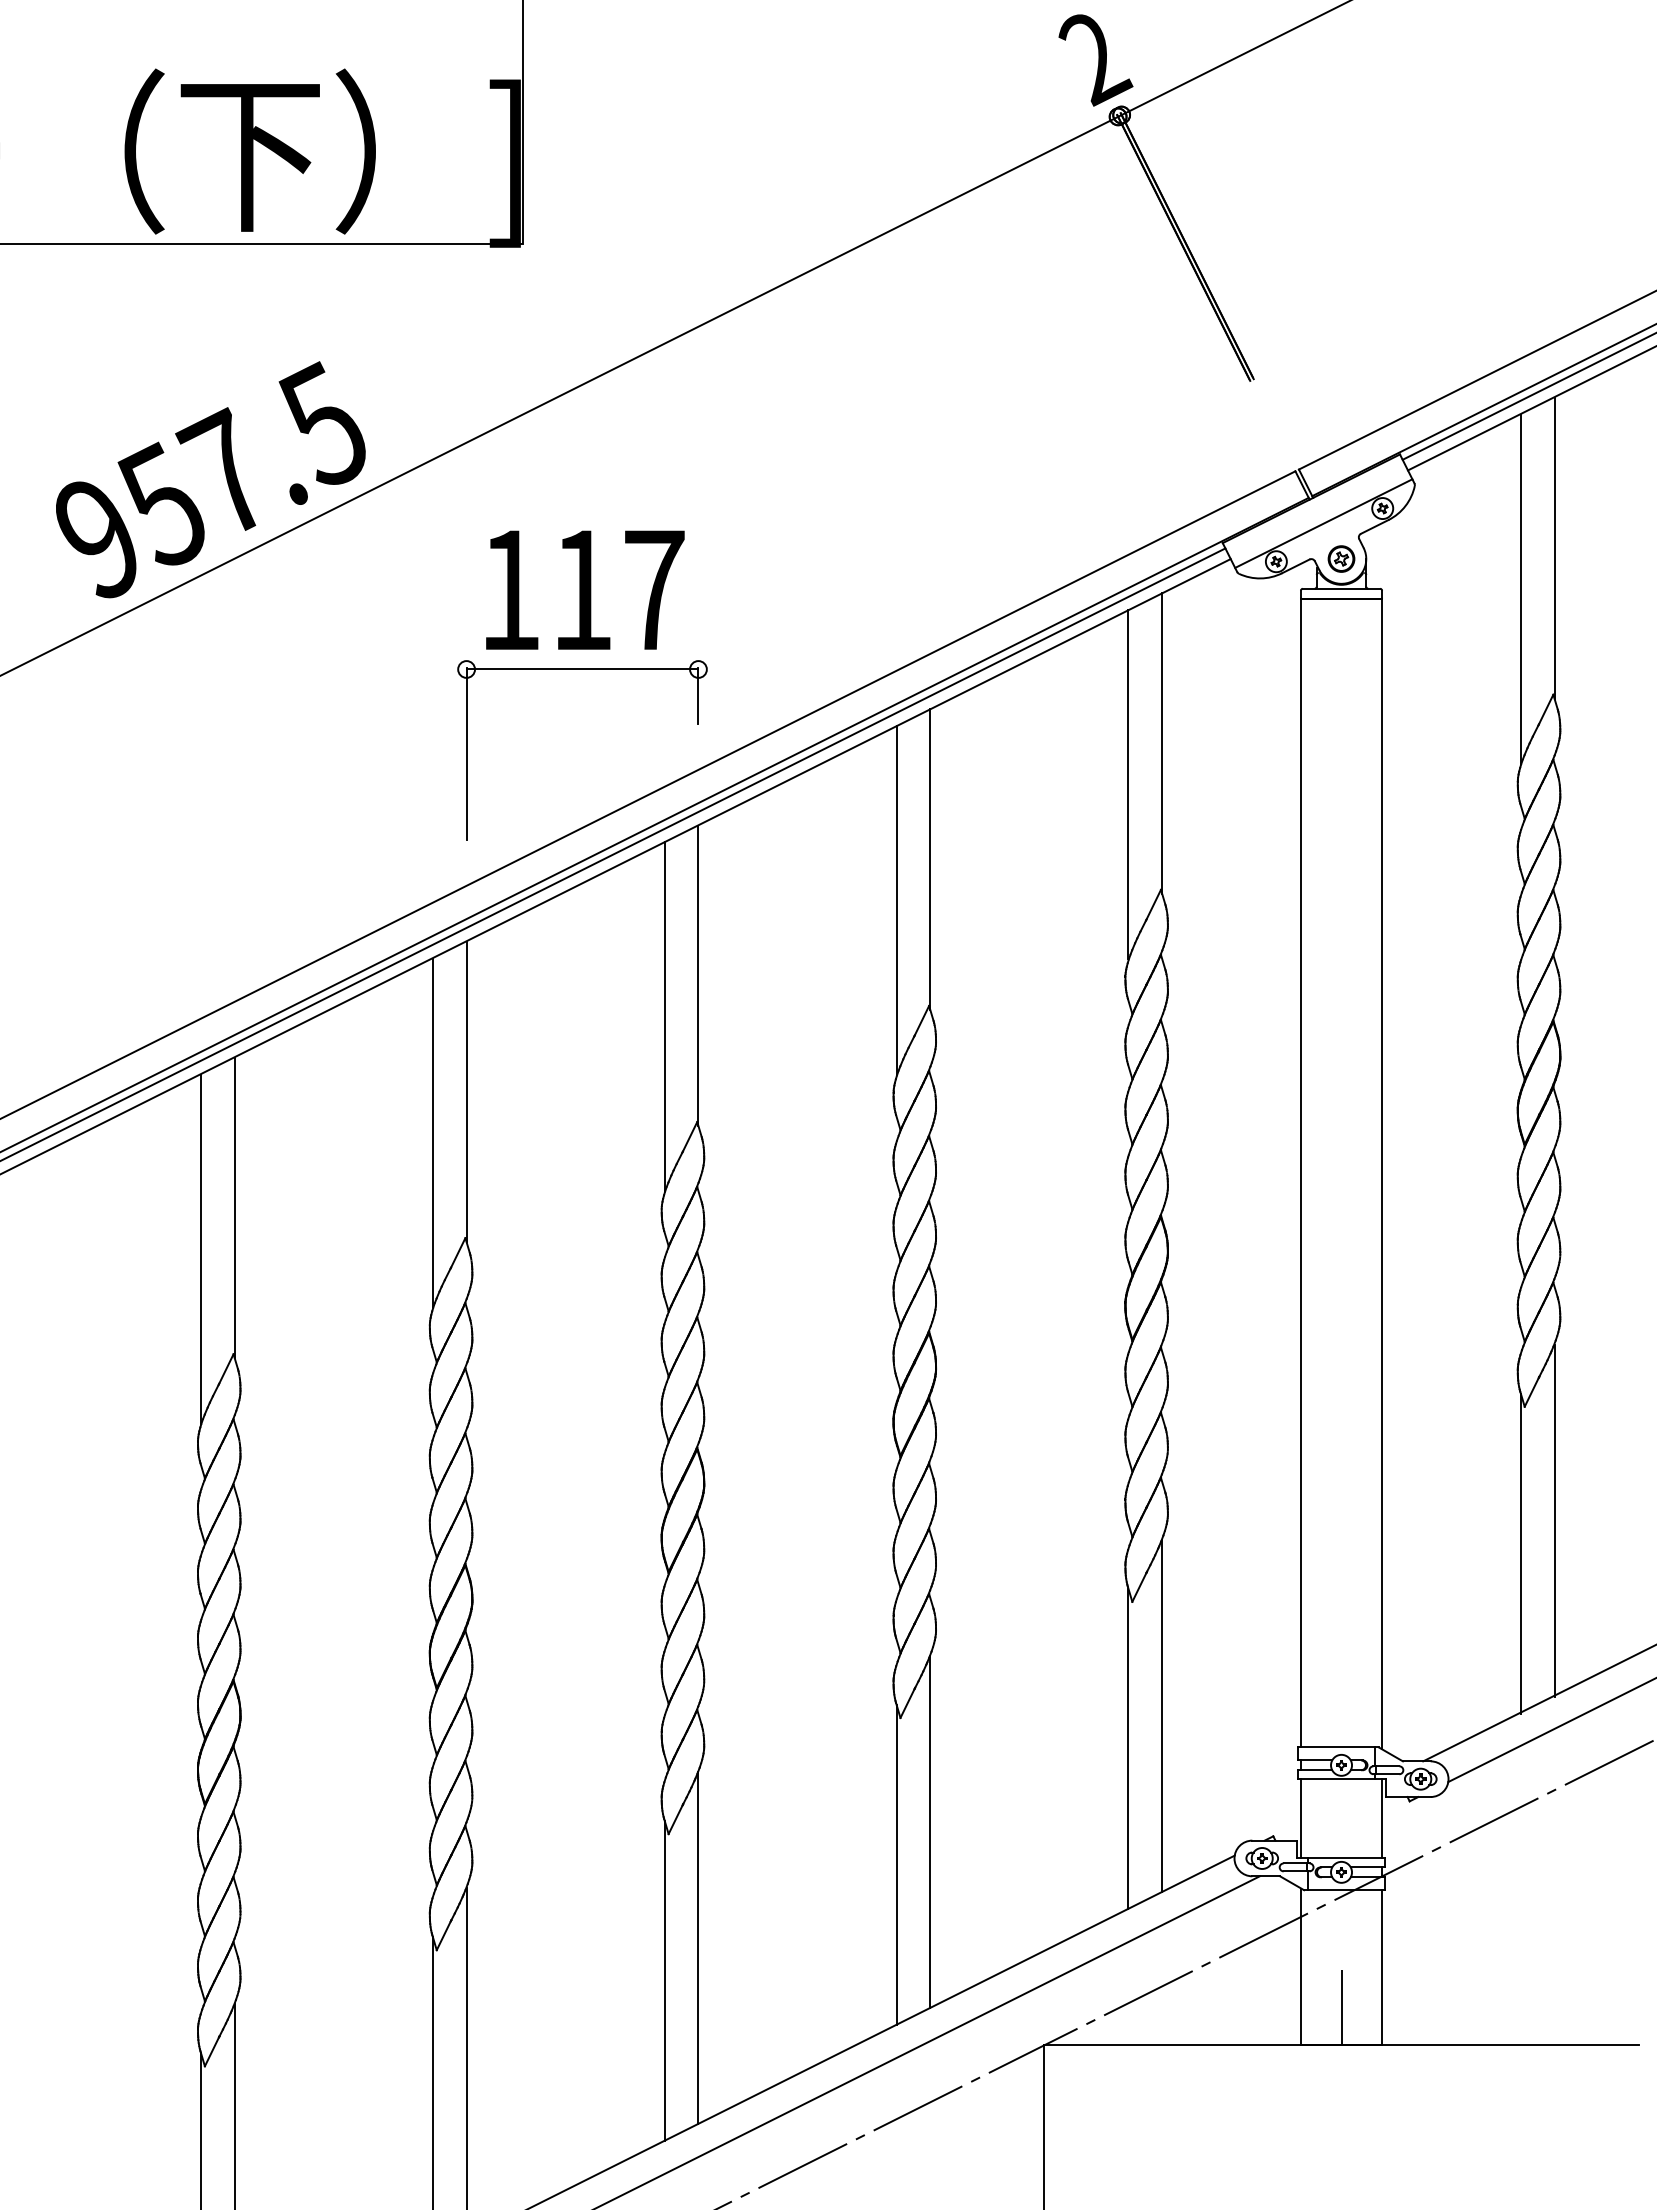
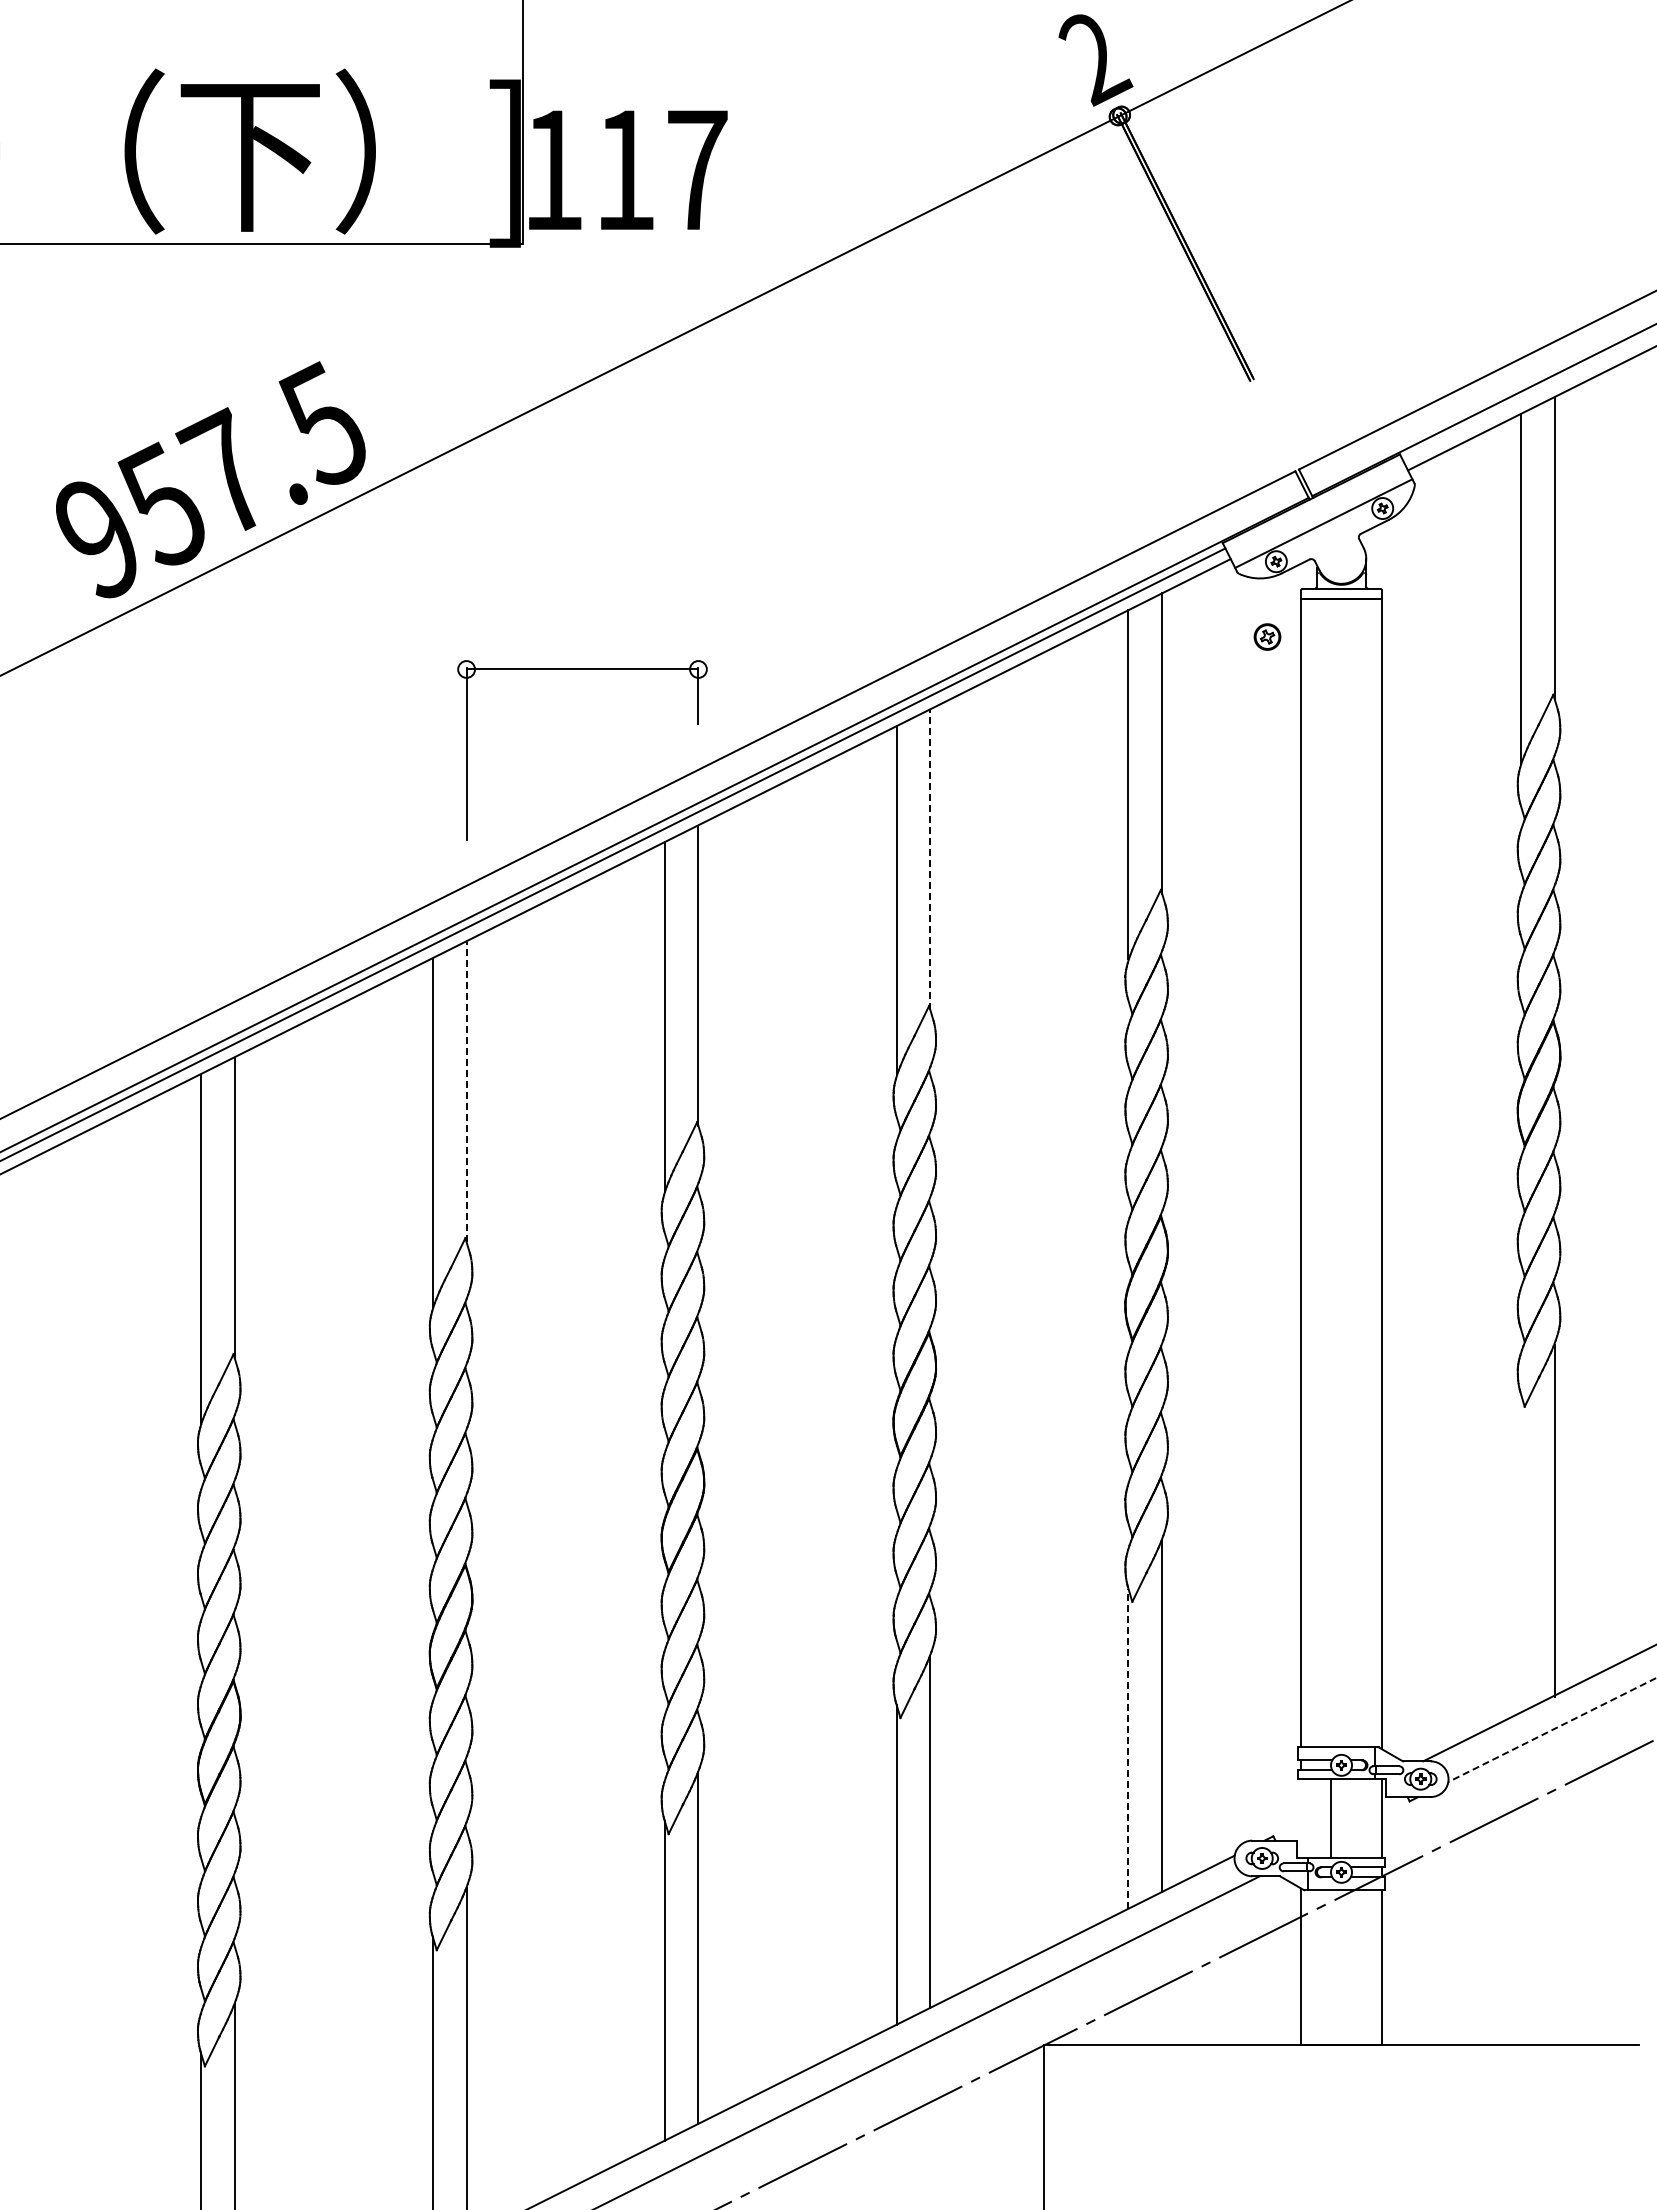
line: present -> none (1527, 396)
part position: (1341, 558) -> (1267, 636) (1267, 636)
text position: (585, 589) -> (628, 169) (628, 169)
line: solid -> dashed (930, 859)
line: solid -> dashed (466, 1091)
line: present -> none (1520, 1553)
line: solid -> dashed (1552, 1730)
line: solid -> dashed (1128, 1748)
line position: (1301, 1818) -> (1331, 1818) (1331, 1818)
line: present -> none (1341, 2007)
